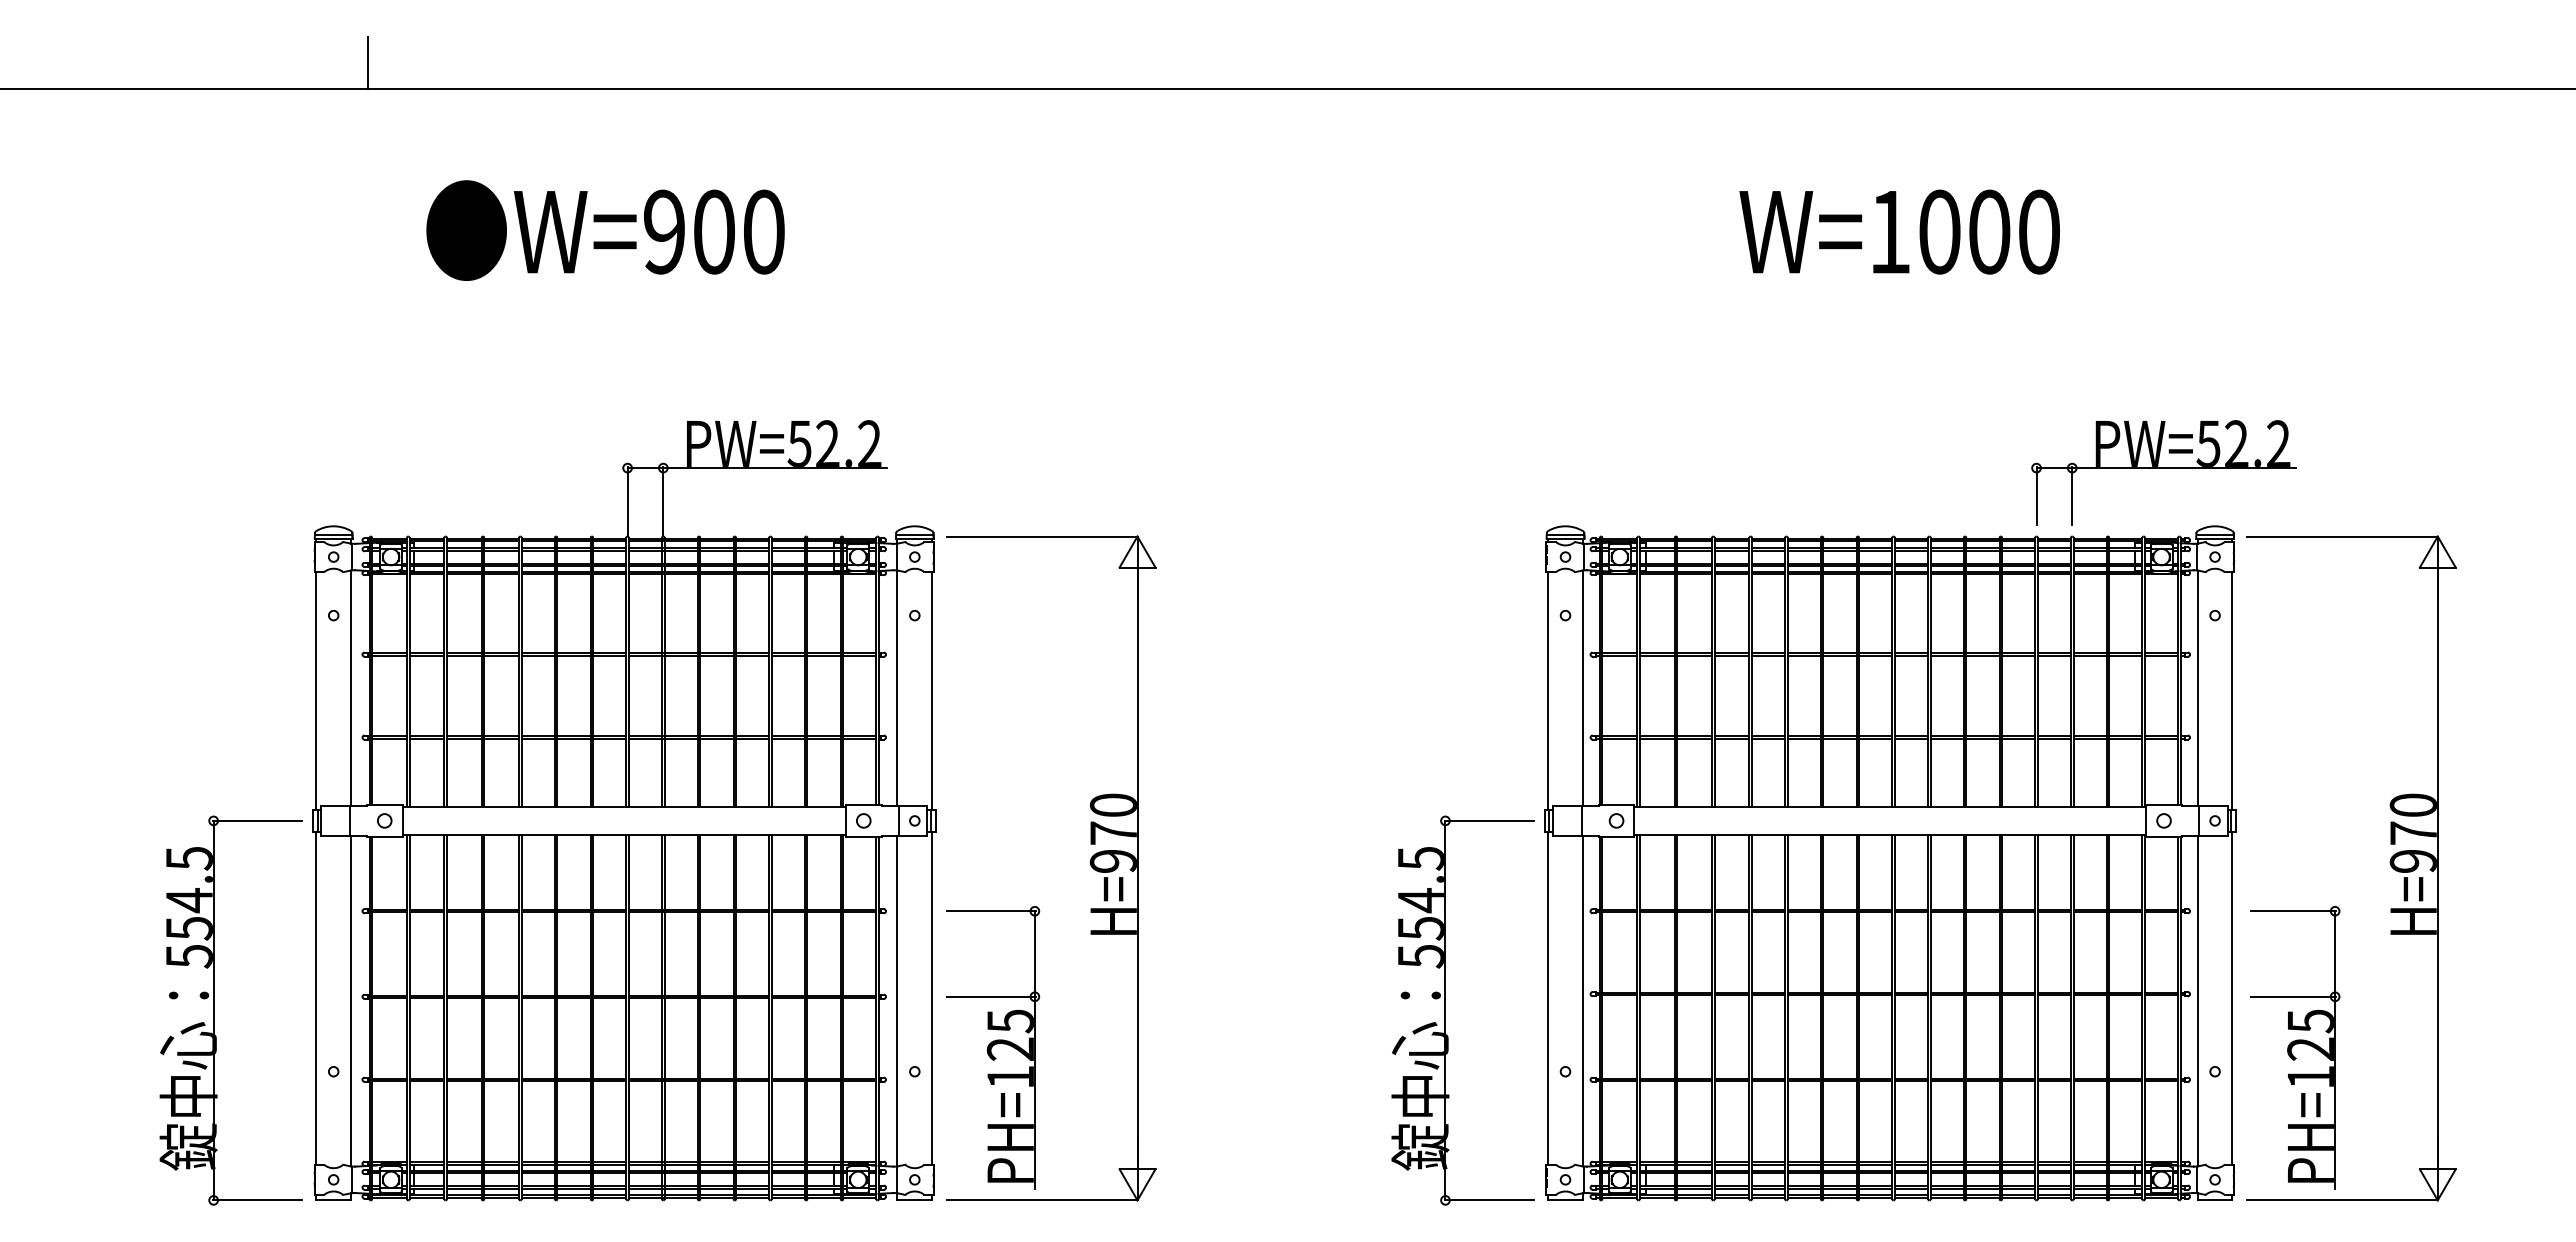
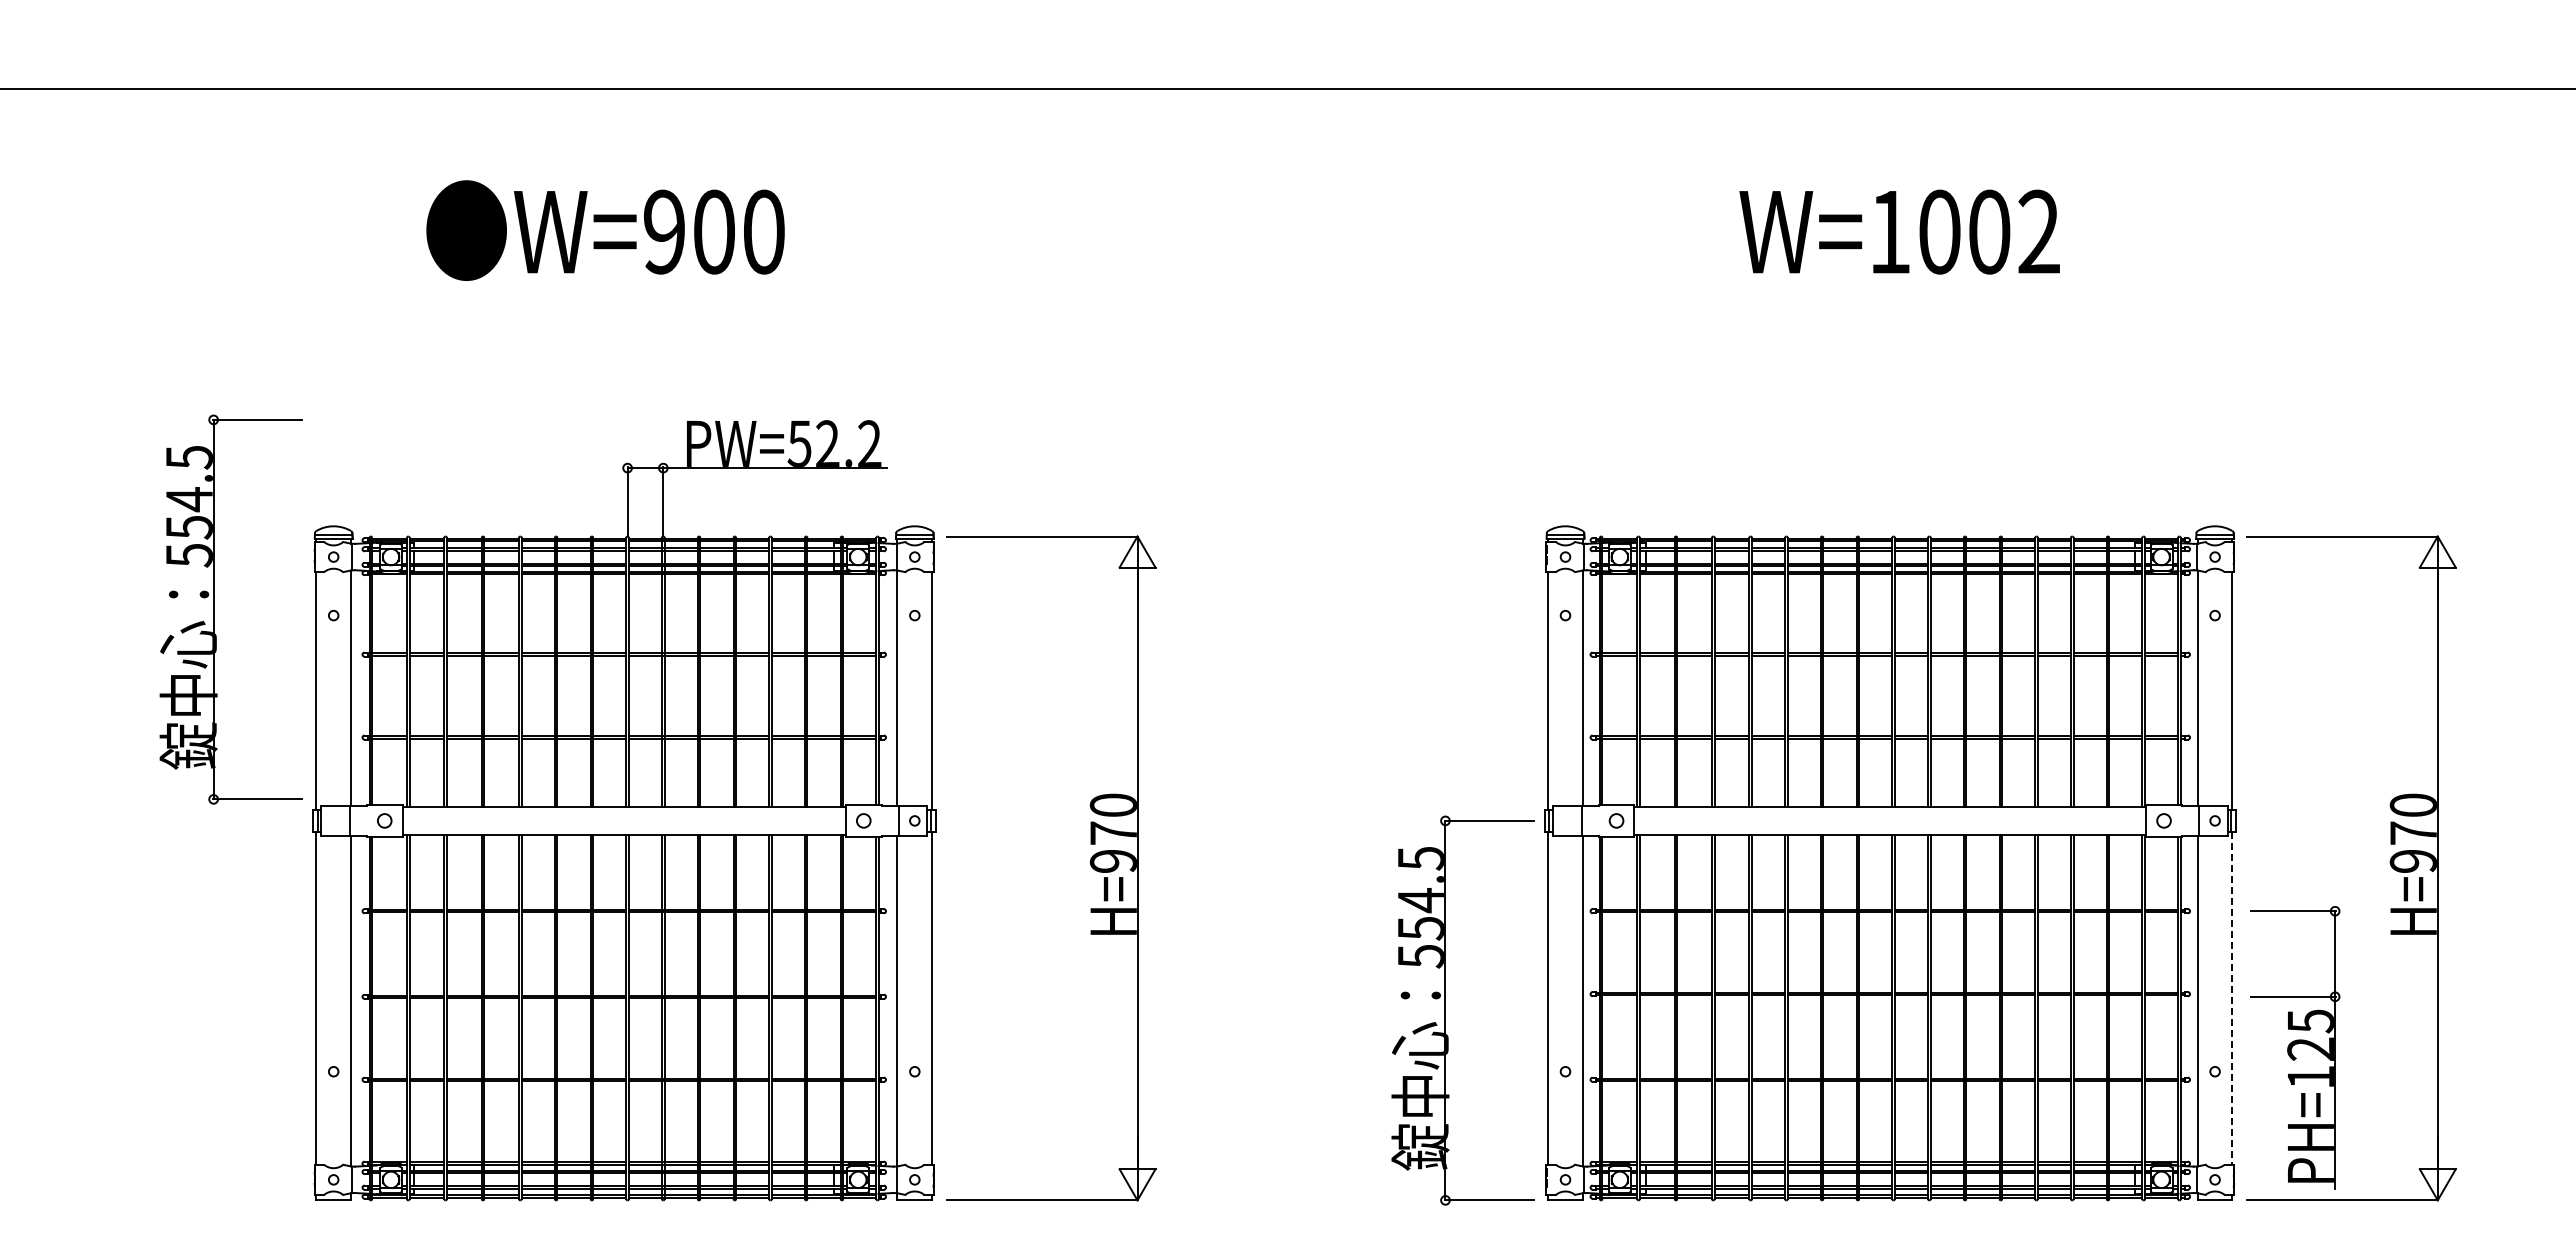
line: present -> none (368, 62)
text: W=1000 -> W=1002 (2038, 231)
part: present -> none (2163, 472)
line: solid -> dashed (2232, 998)
part position: (214, 1010) -> (214, 609) (214, 609)
part: present -> none (993, 1047)
